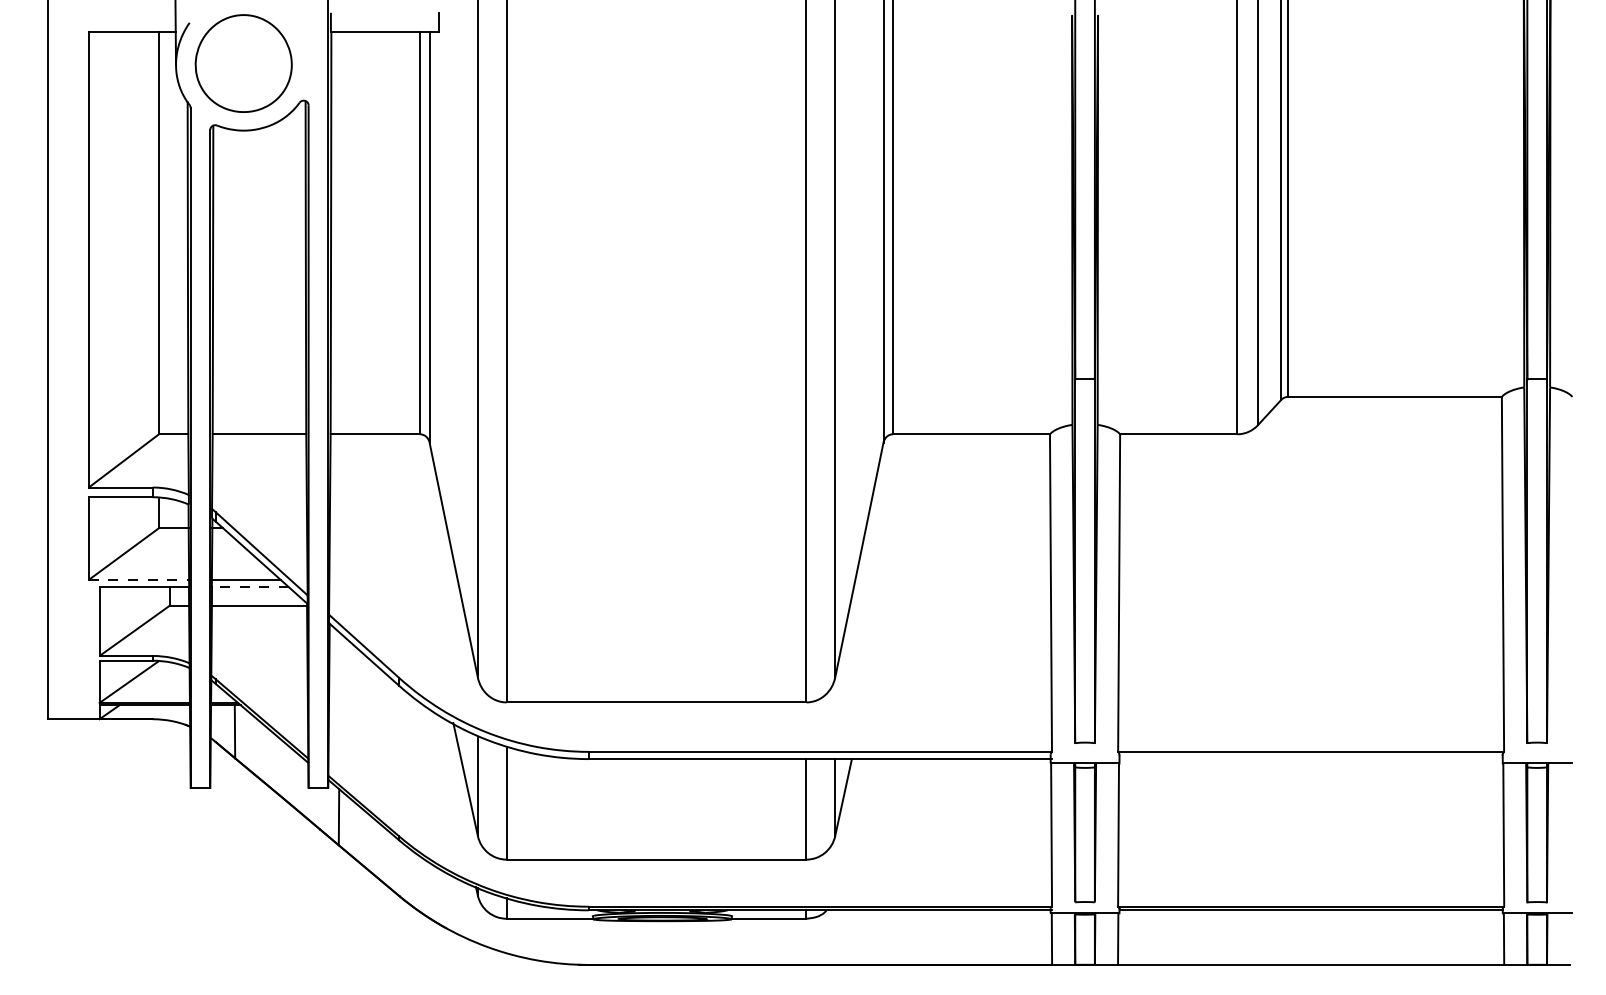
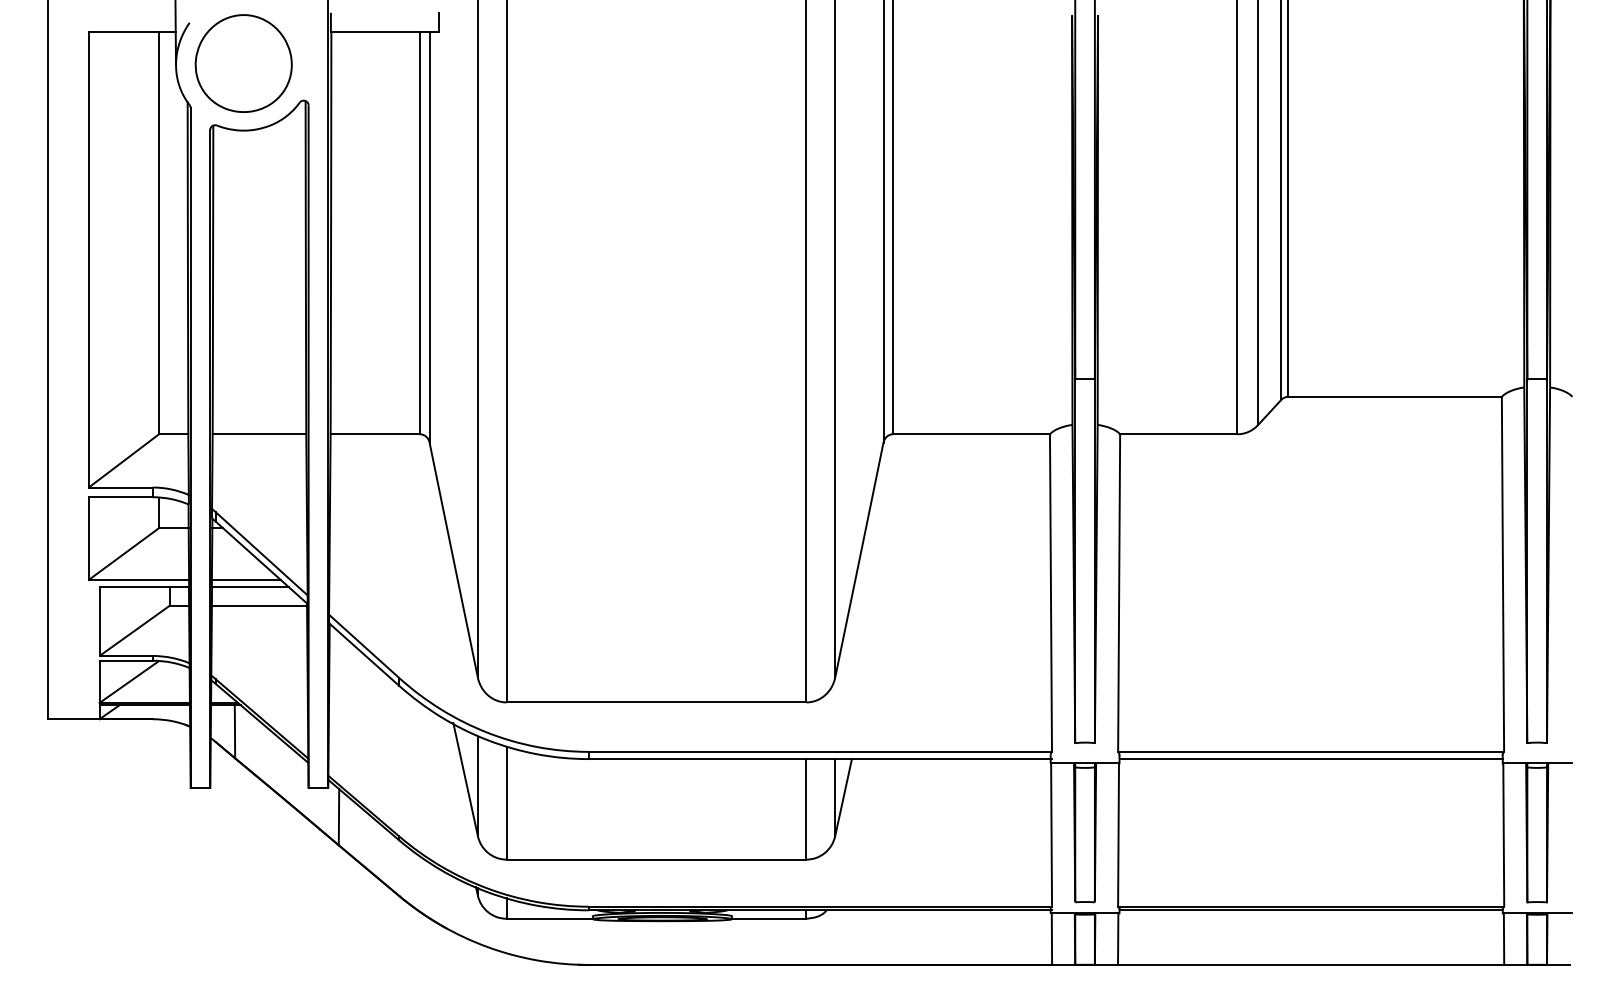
line: dashed -> solid (139, 579)
line: dashed -> solid (249, 587)
line: none -> present (1310, 759)
